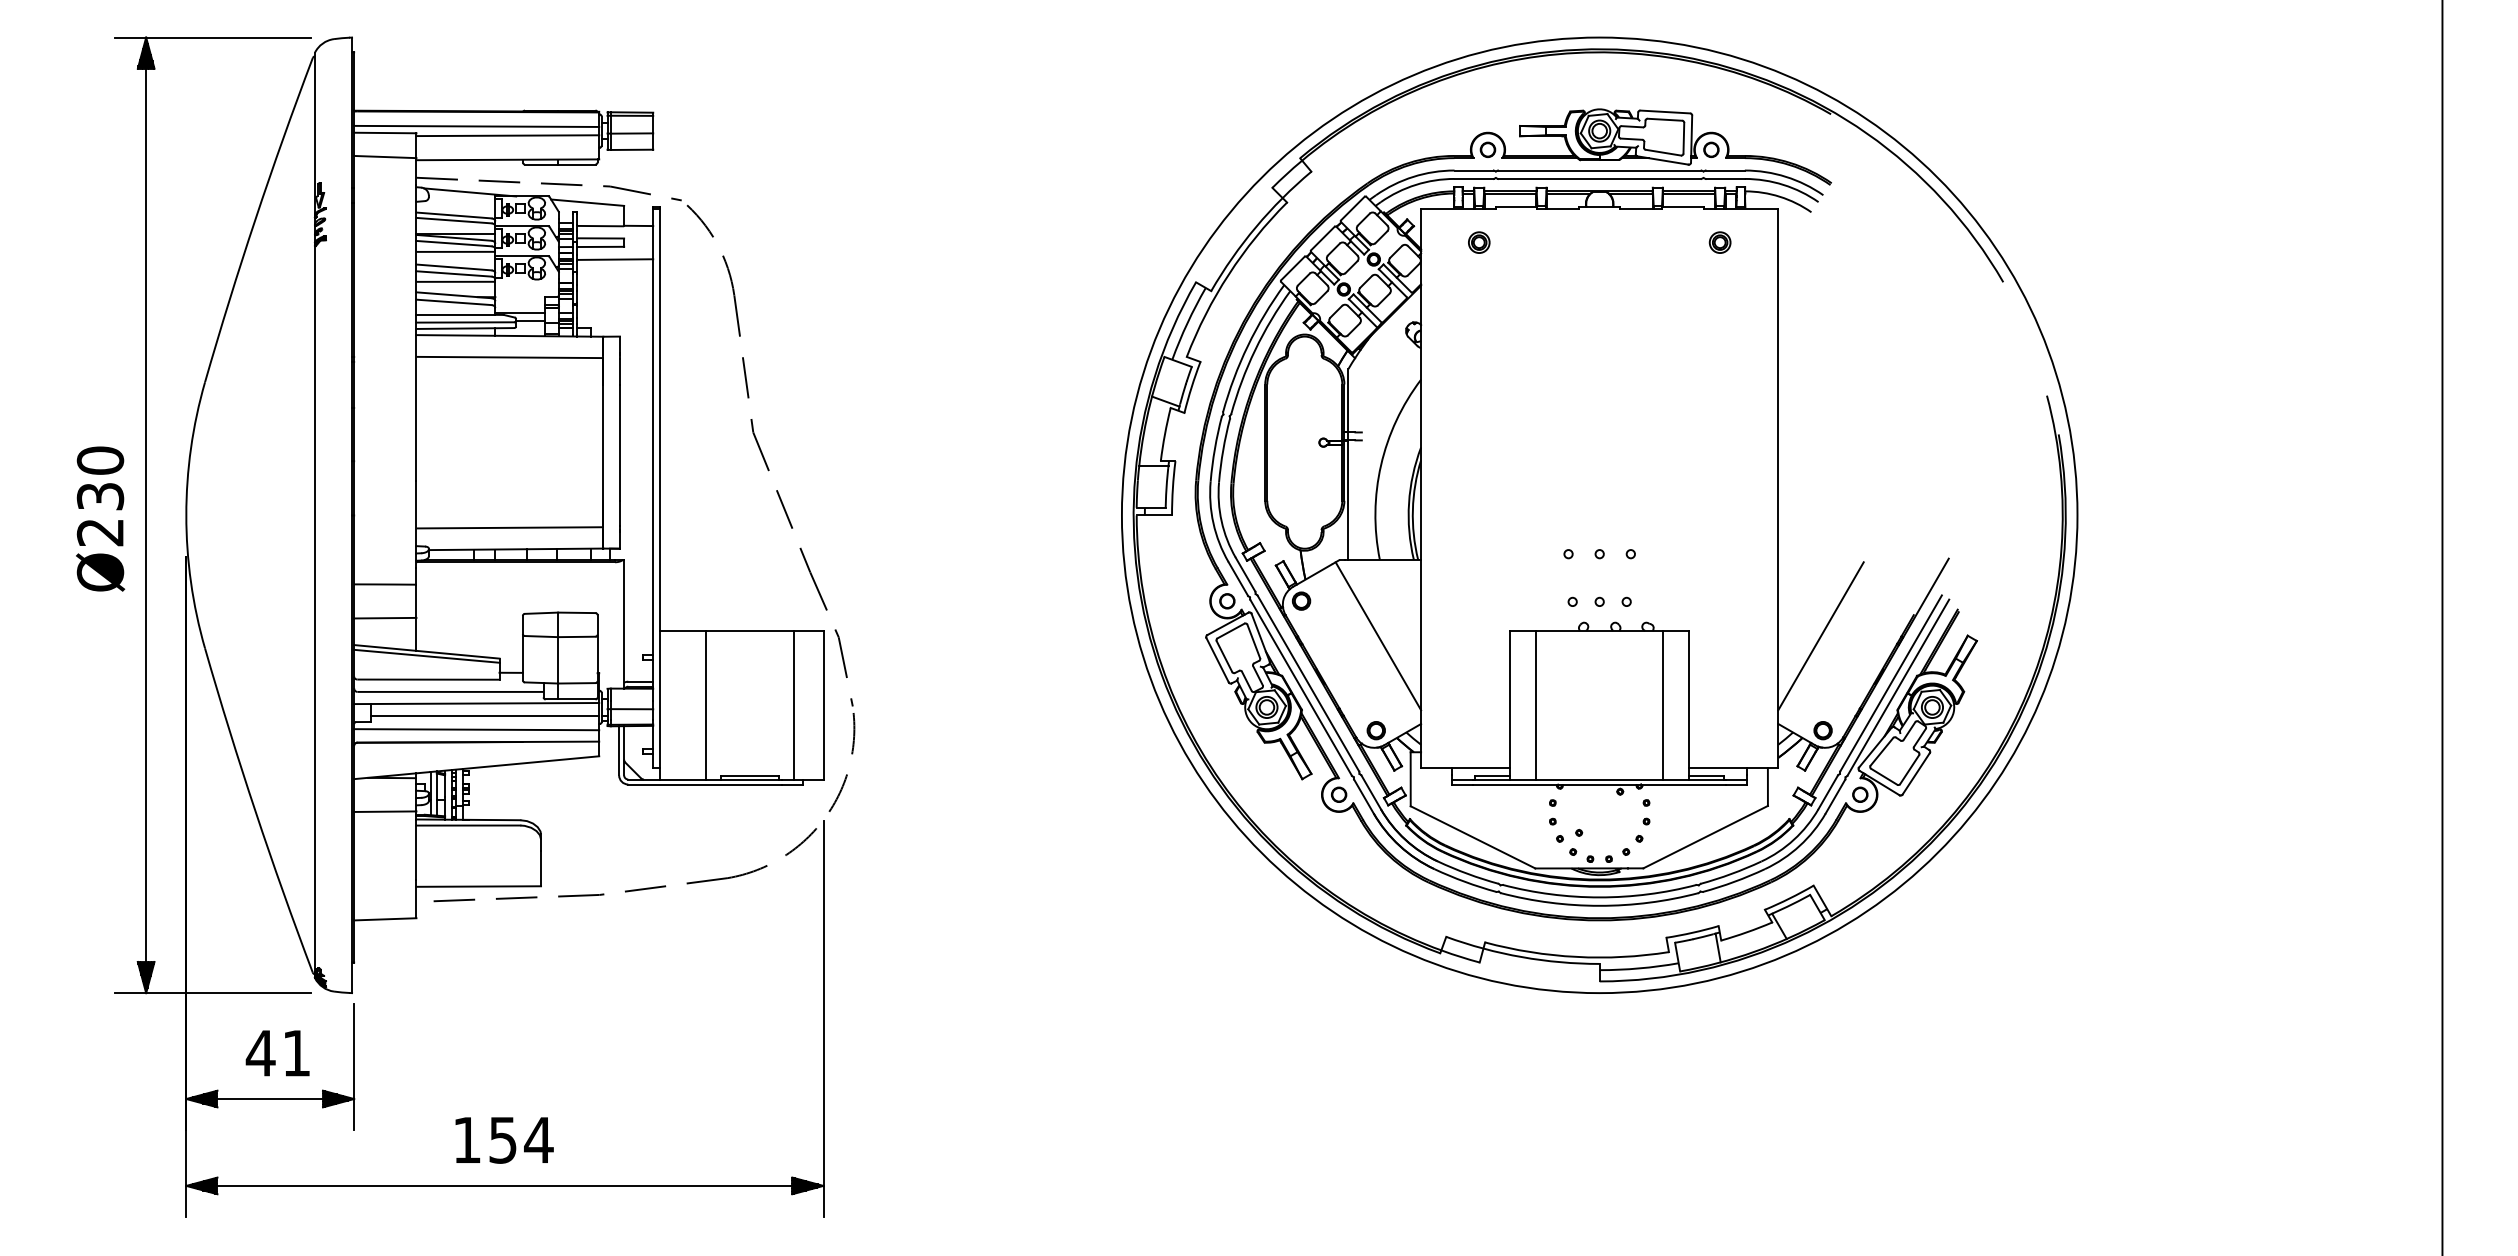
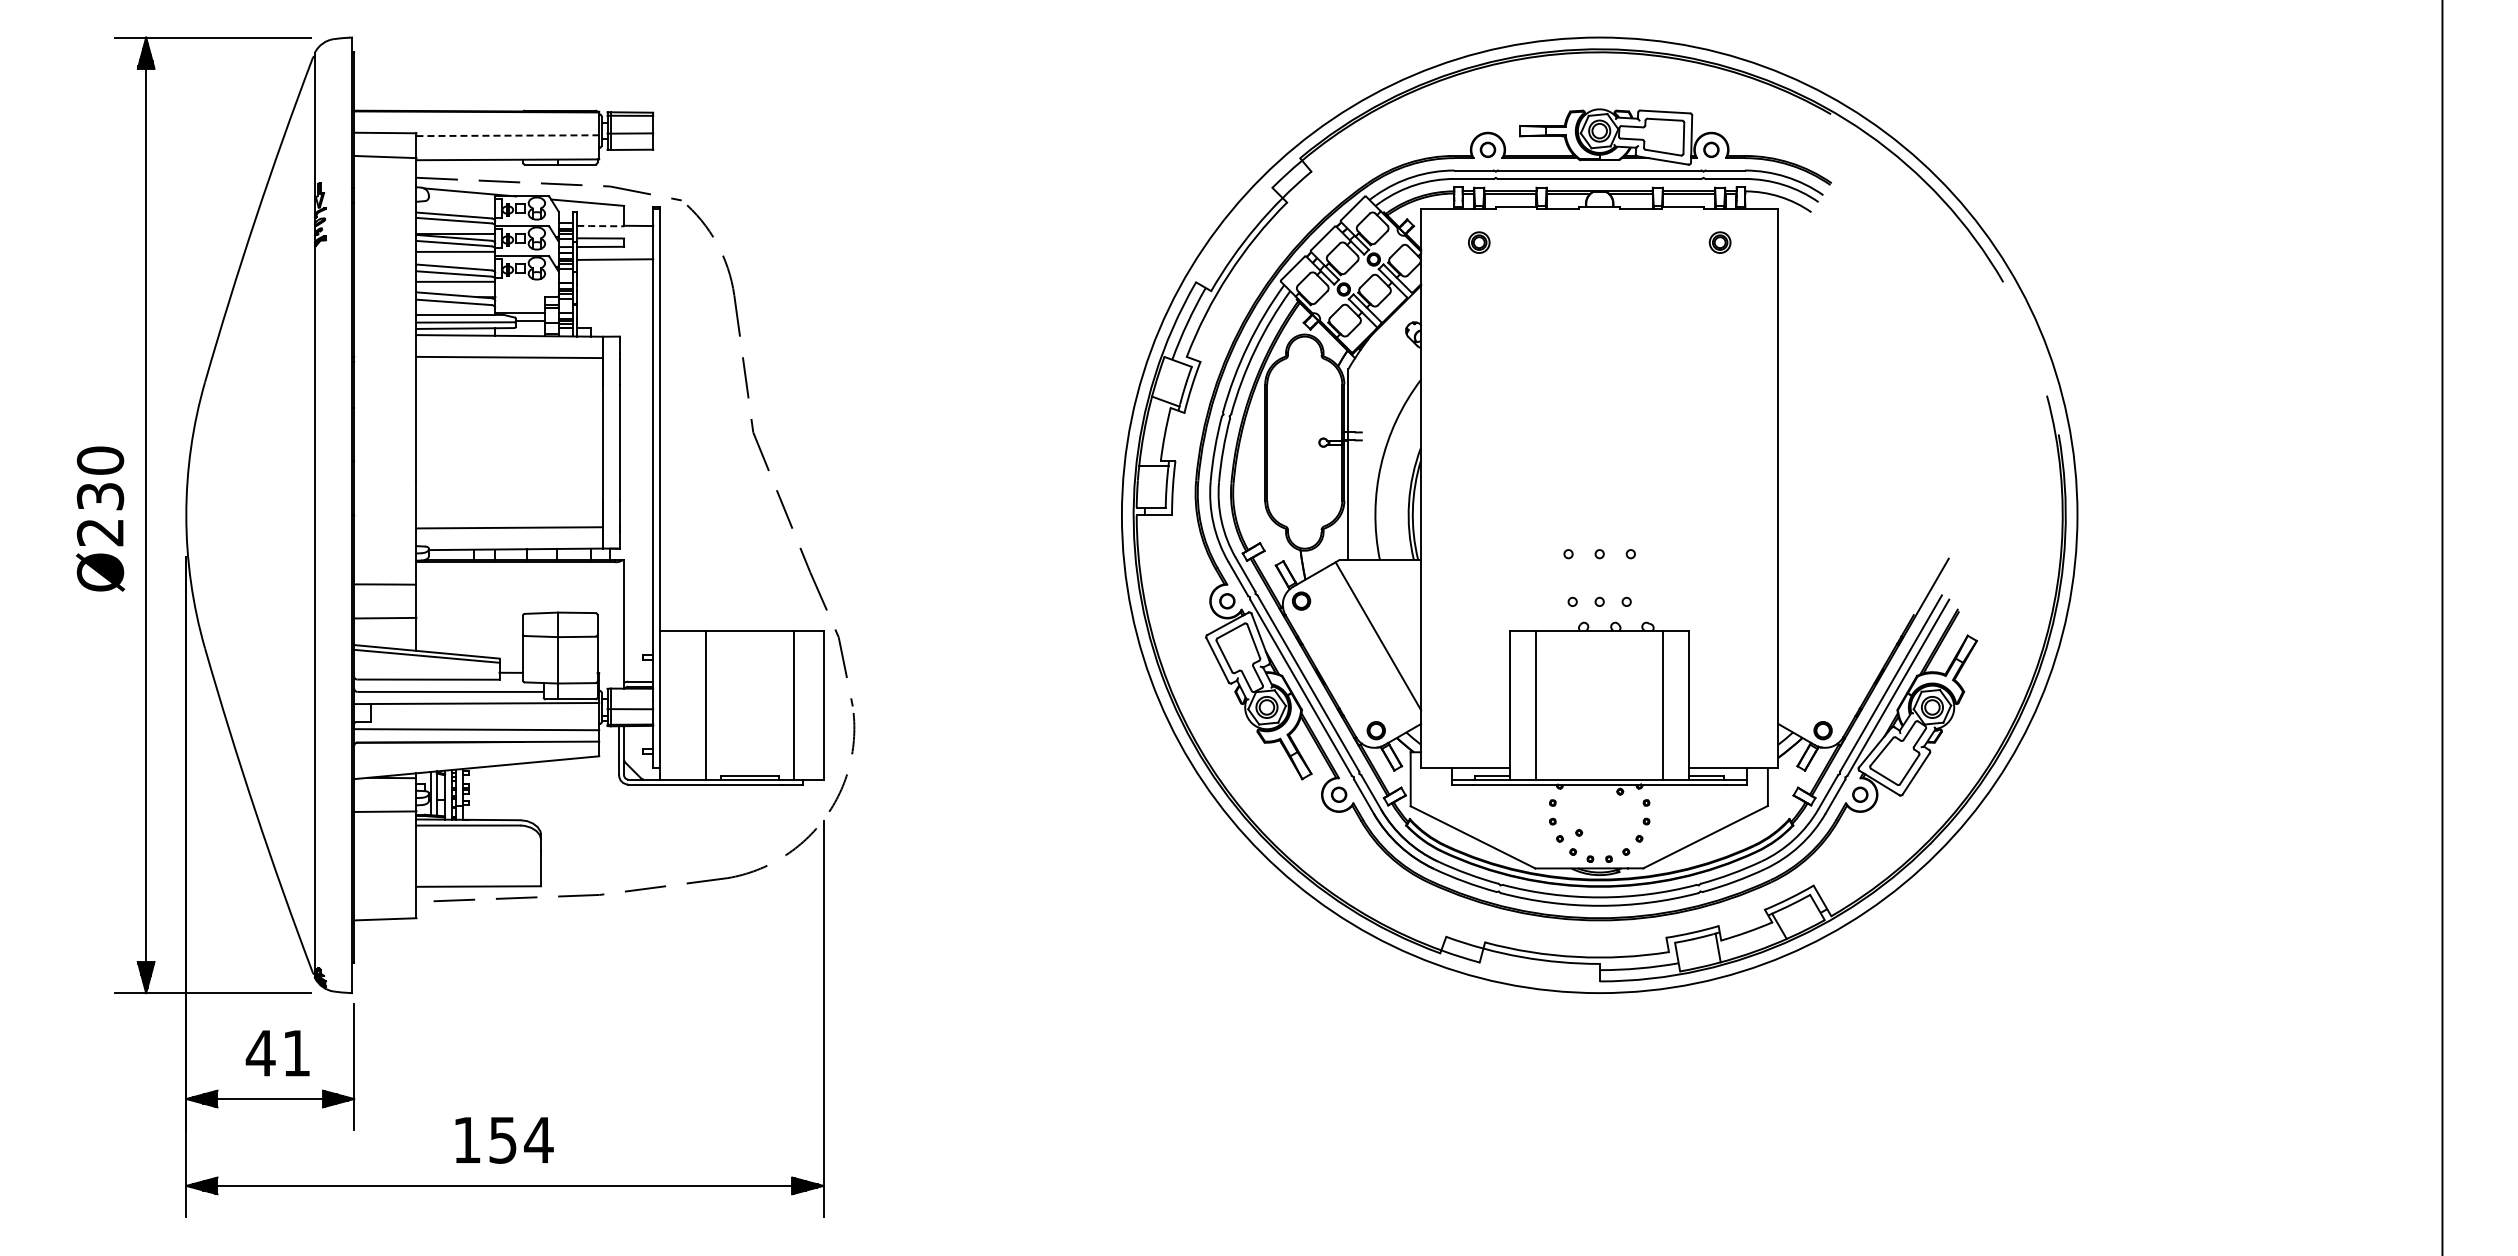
line: present -> none (476, 125)
line: solid -> dashed (508, 135)
line: solid -> dashed (600, 226)
line: present -> none (1820, 636)
line: present -> none (484, 715)
